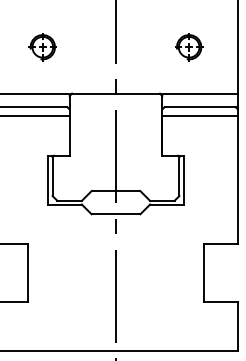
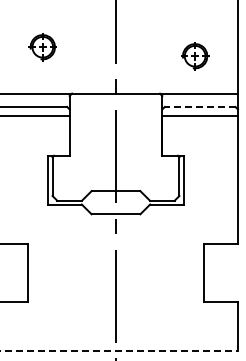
part position: (189, 47) -> (195, 56) (195, 56)
line: solid -> dashed (199, 107)
line: solid -> dashed (118, 350)
